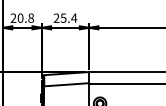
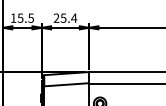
text: 20.8 -> 15.5 (22, 17)
